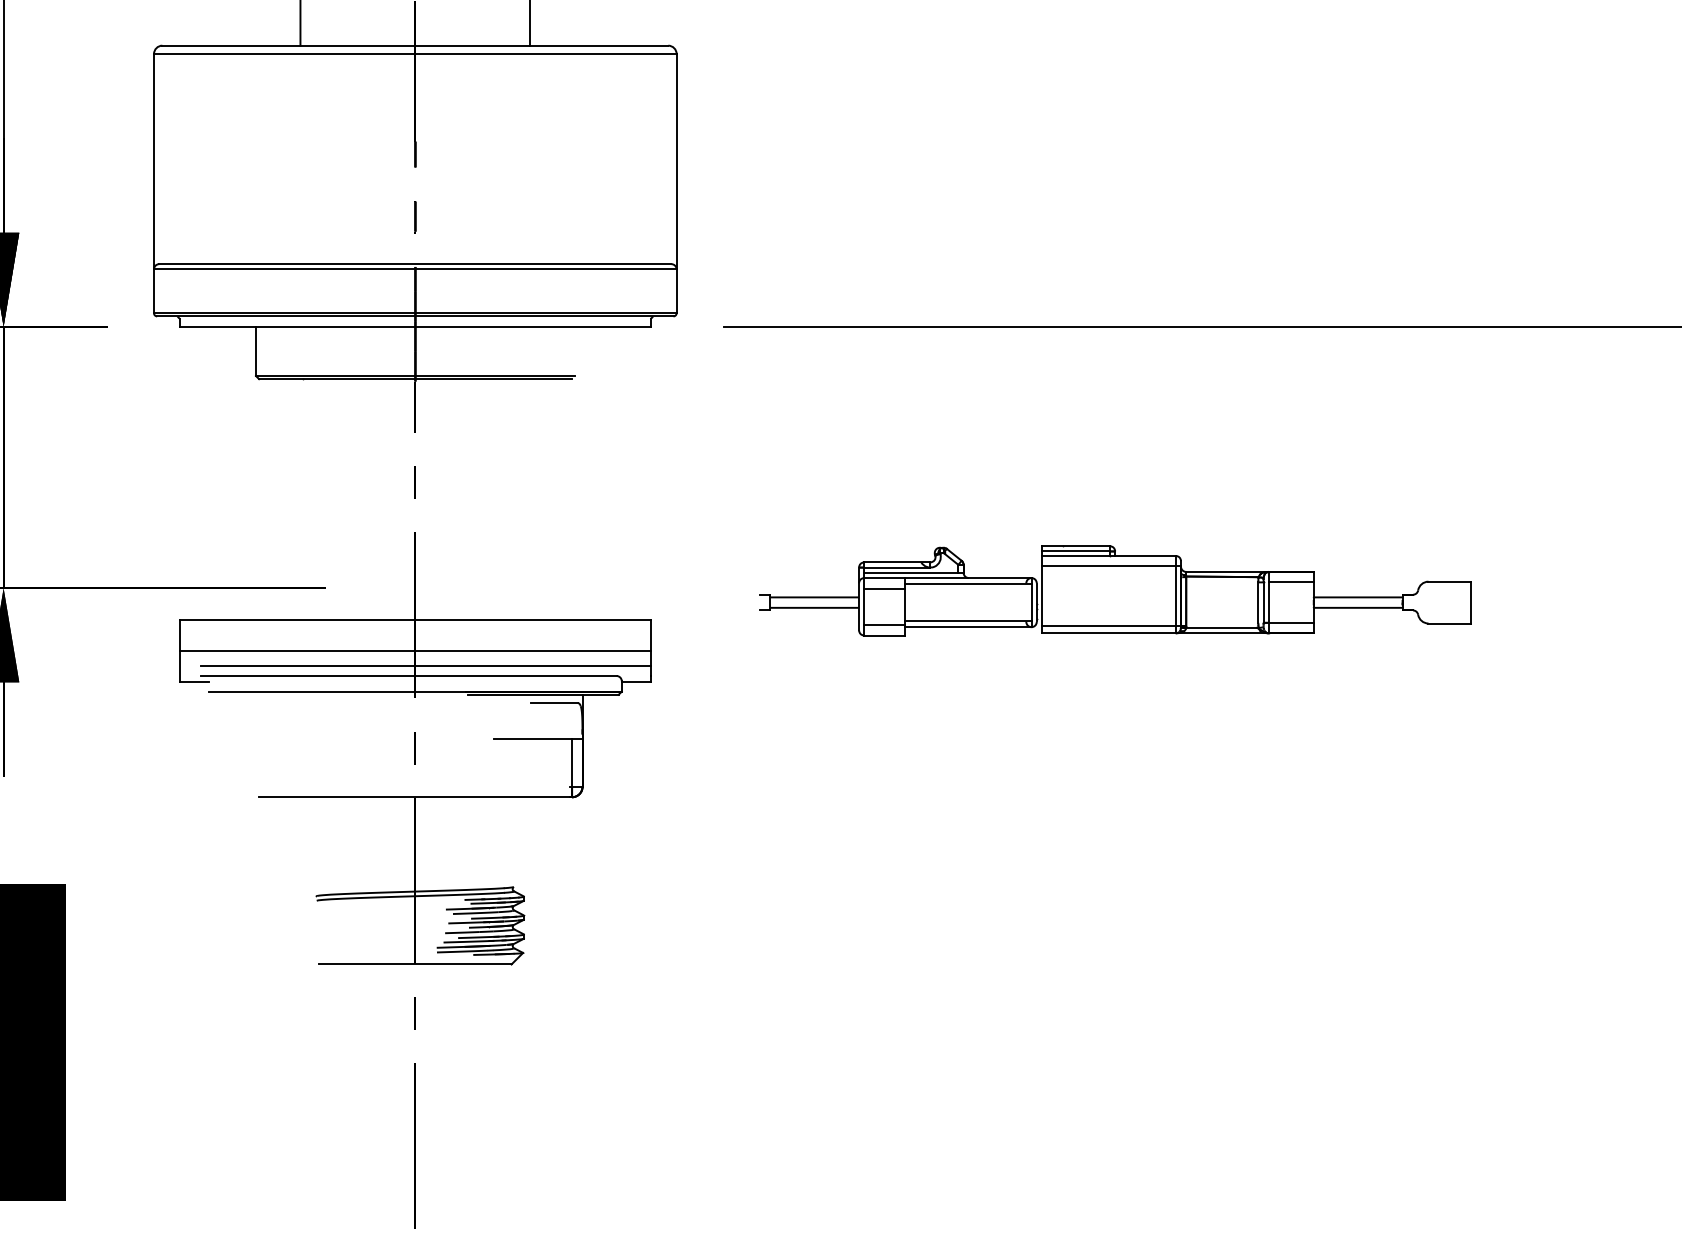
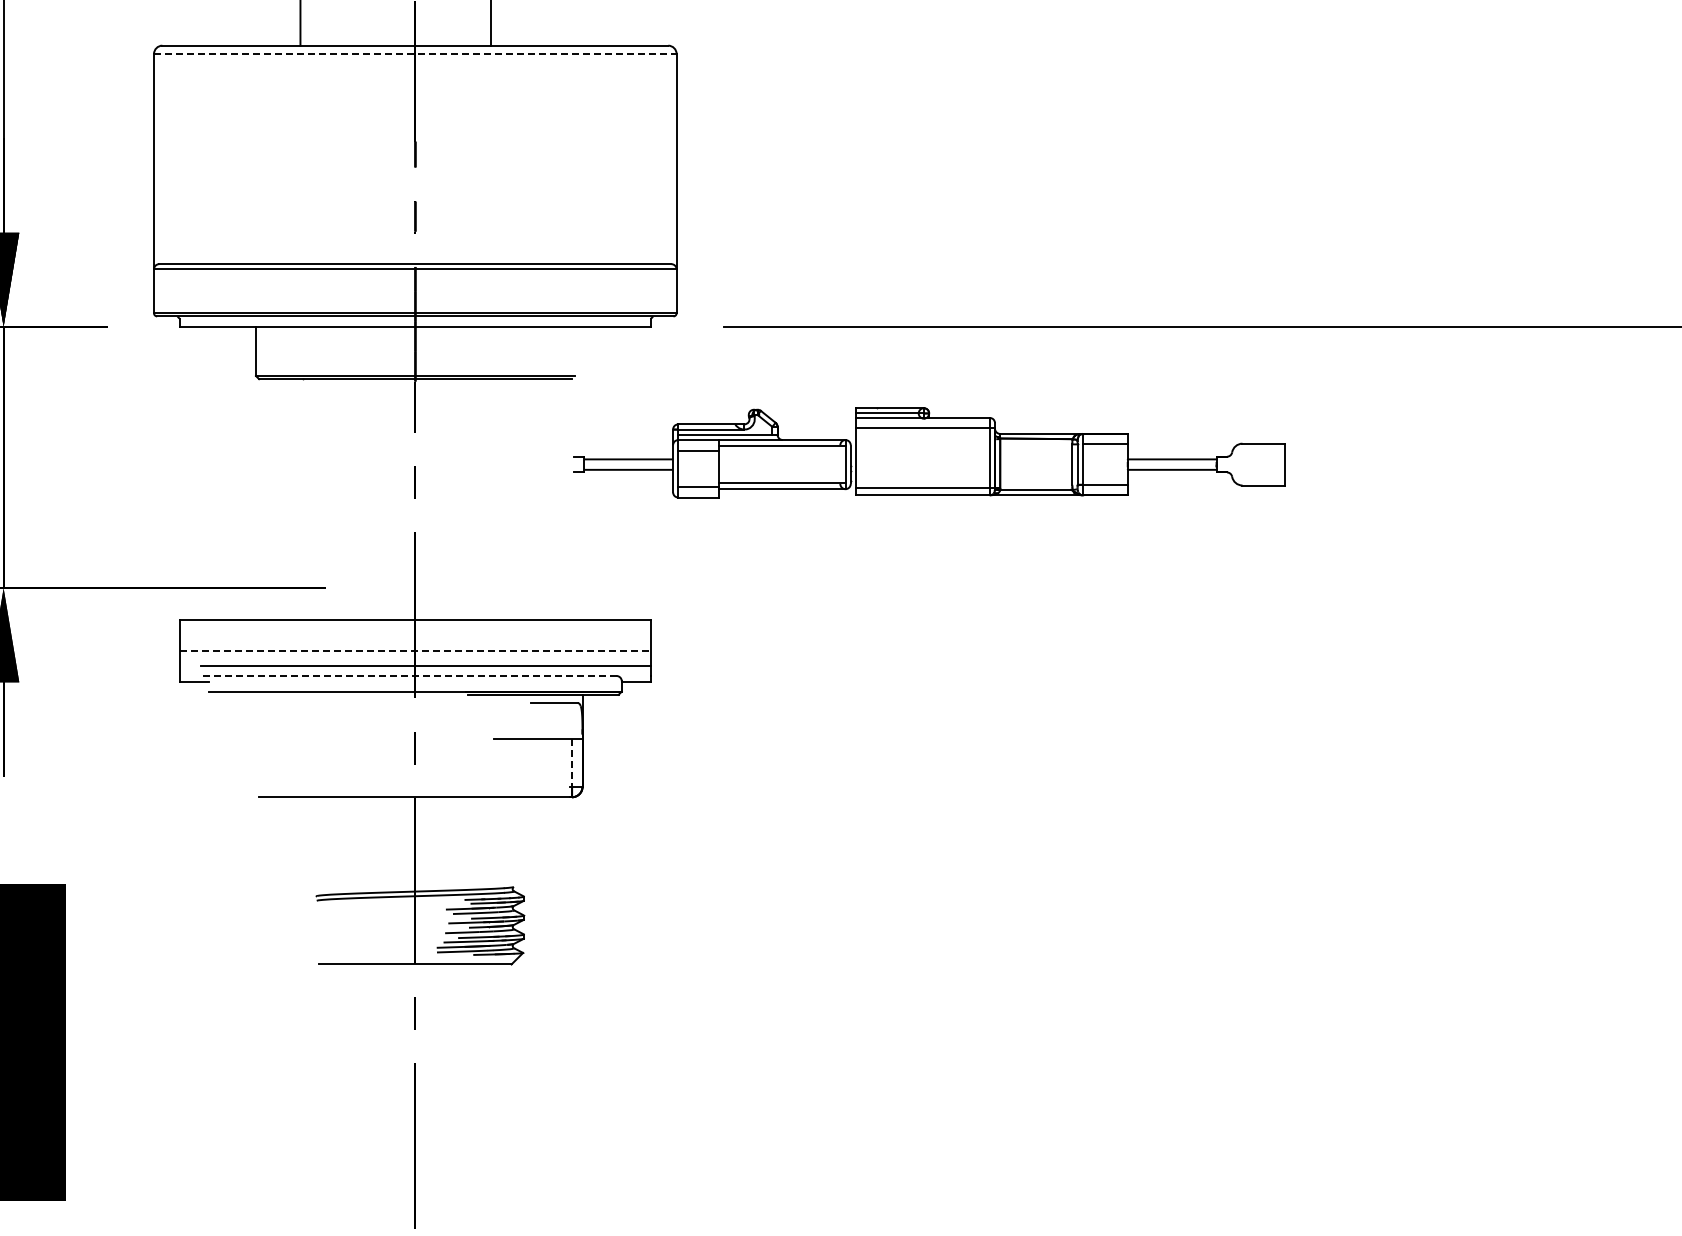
line position: (530, 23) -> (491, 23) (491, 23)
line: solid -> dashed (415, 54)
part position: (1115, 590) -> (929, 452) (929, 452)
line: solid -> dashed (415, 650)
line: solid -> dashed (408, 676)
line: solid -> dashed (572, 763)
